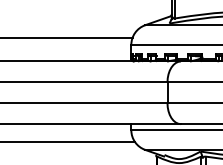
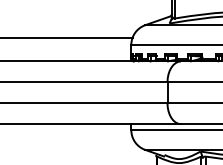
line: present -> none (68, 142)
